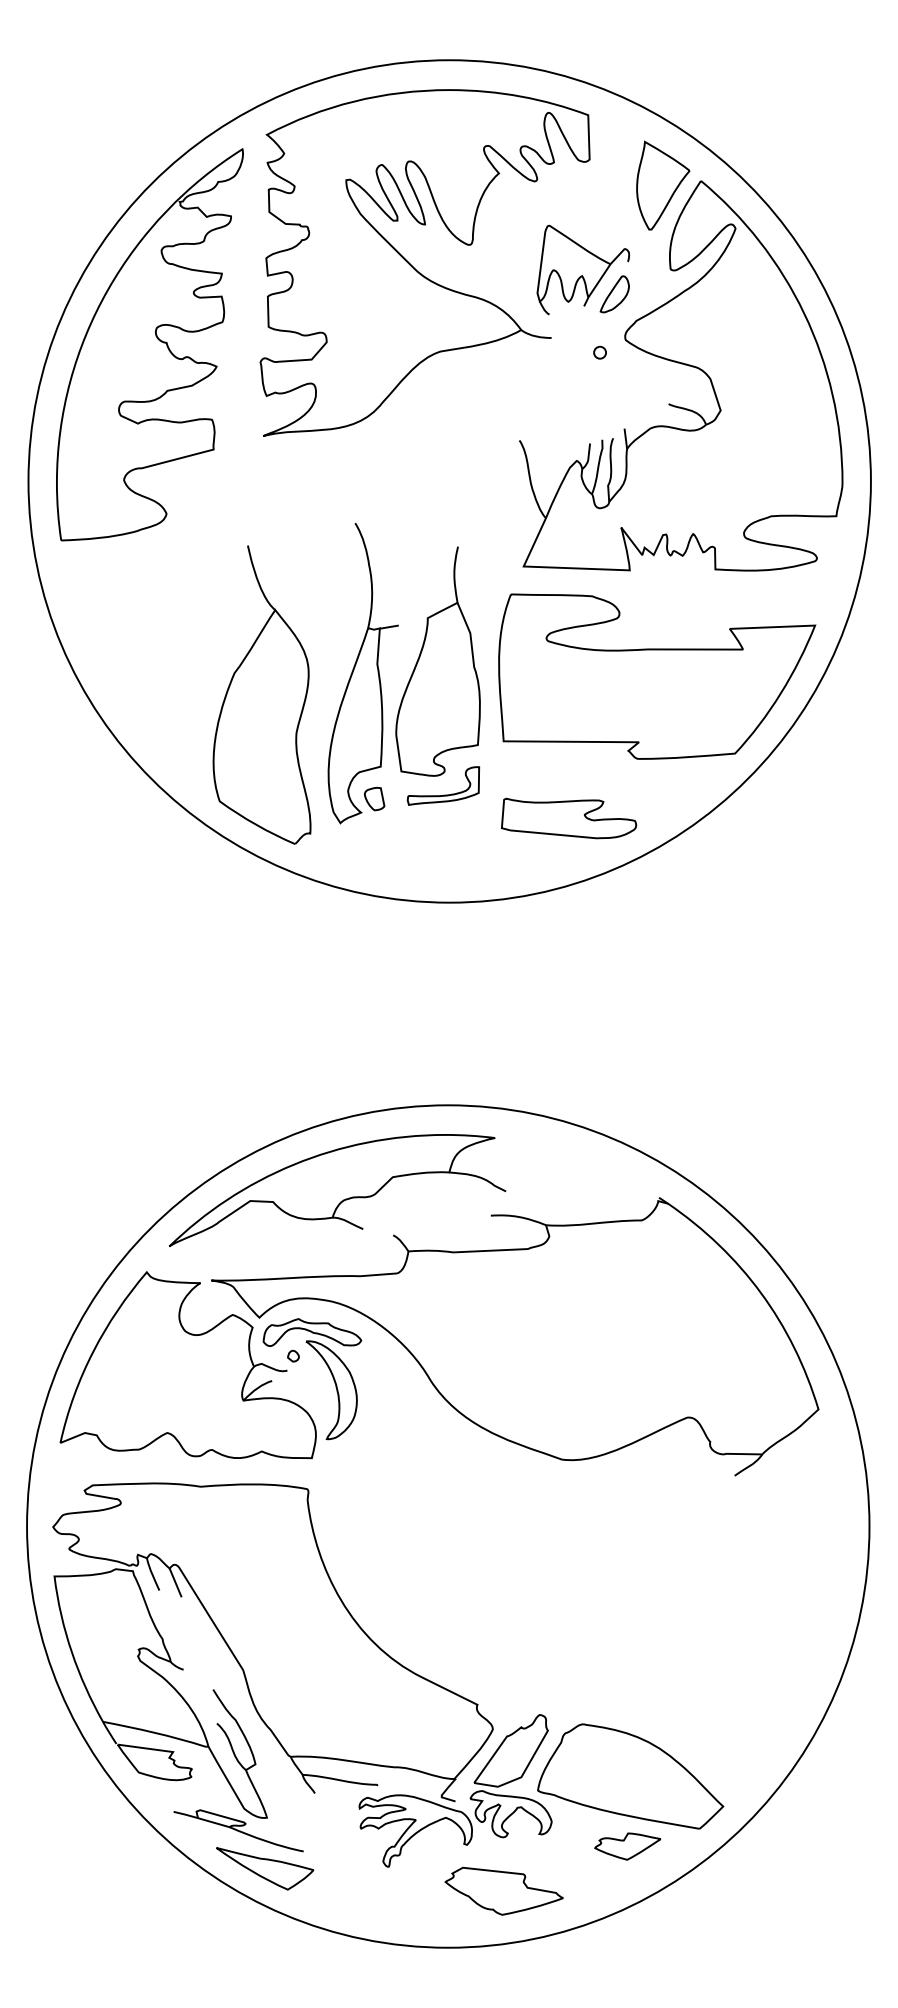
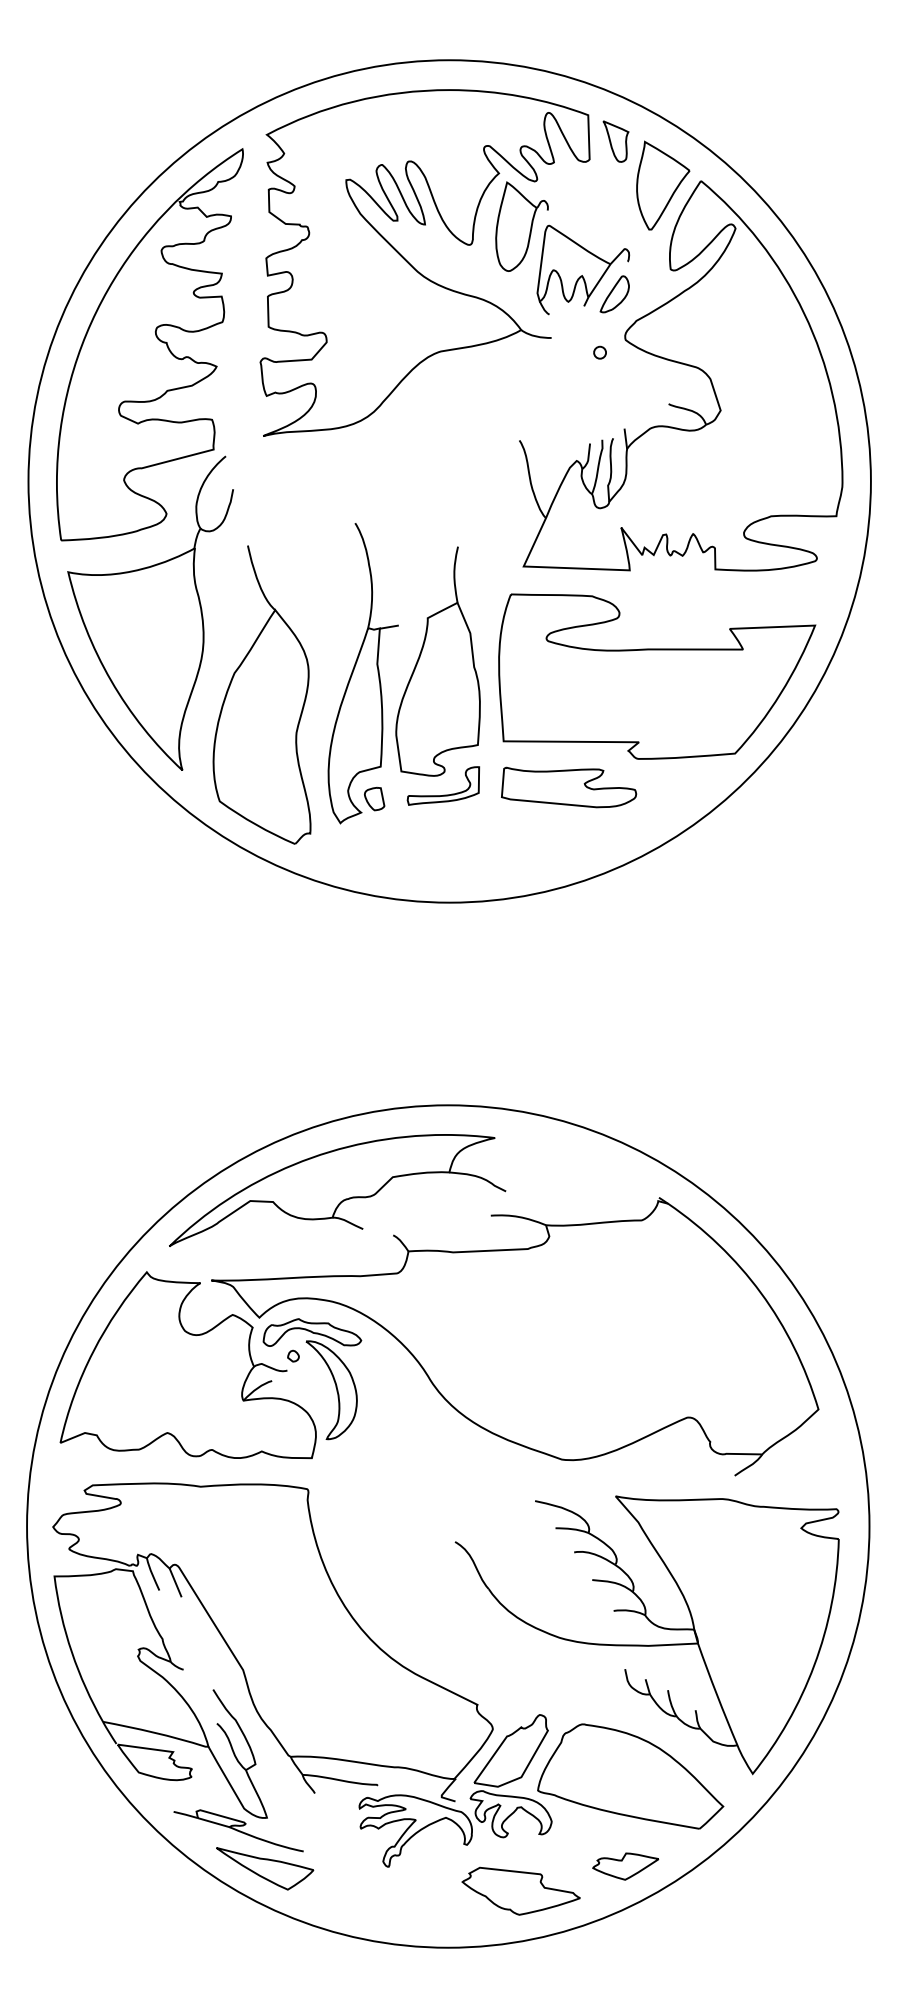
part: none -> present (615, 141)
part: none -> present (521, 226)
part: none -> present (150, 612)
part position: (569, 818) -> (569, 787) (569, 787)
part: none -> present (645, 1644)
part position: (627, 1846) -> (625, 1866) (625, 1866)
part position: (503, 1890) -> (520, 1890) (520, 1890)
